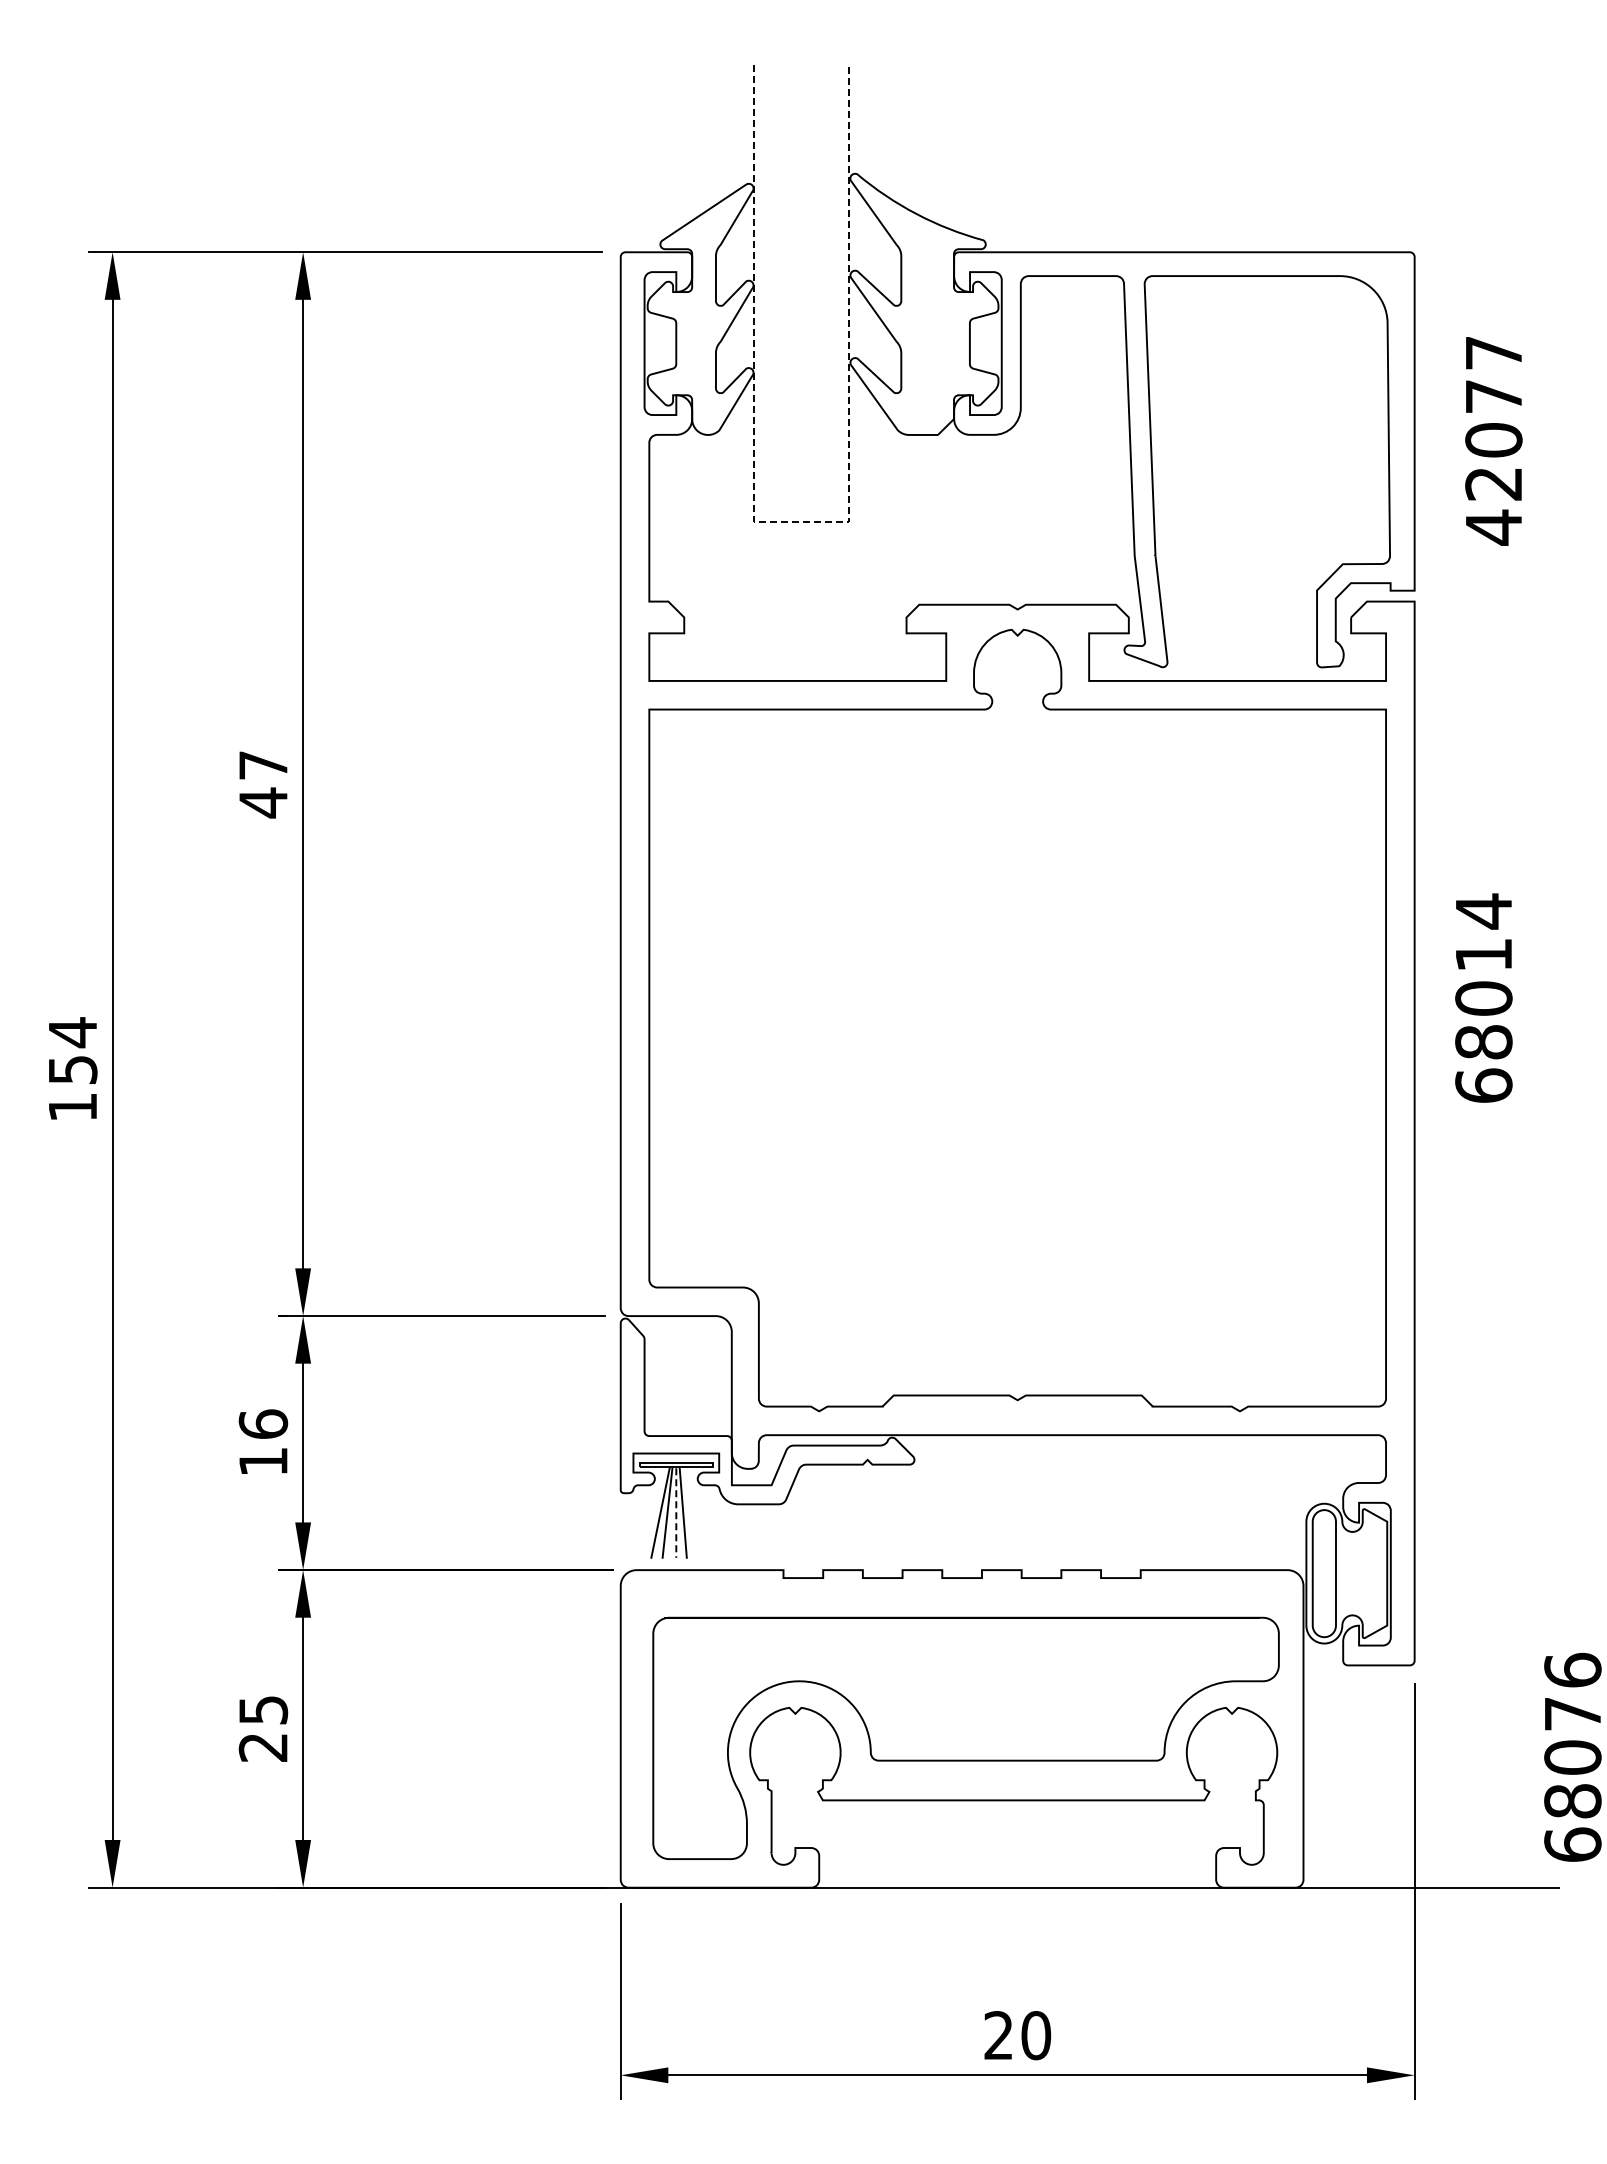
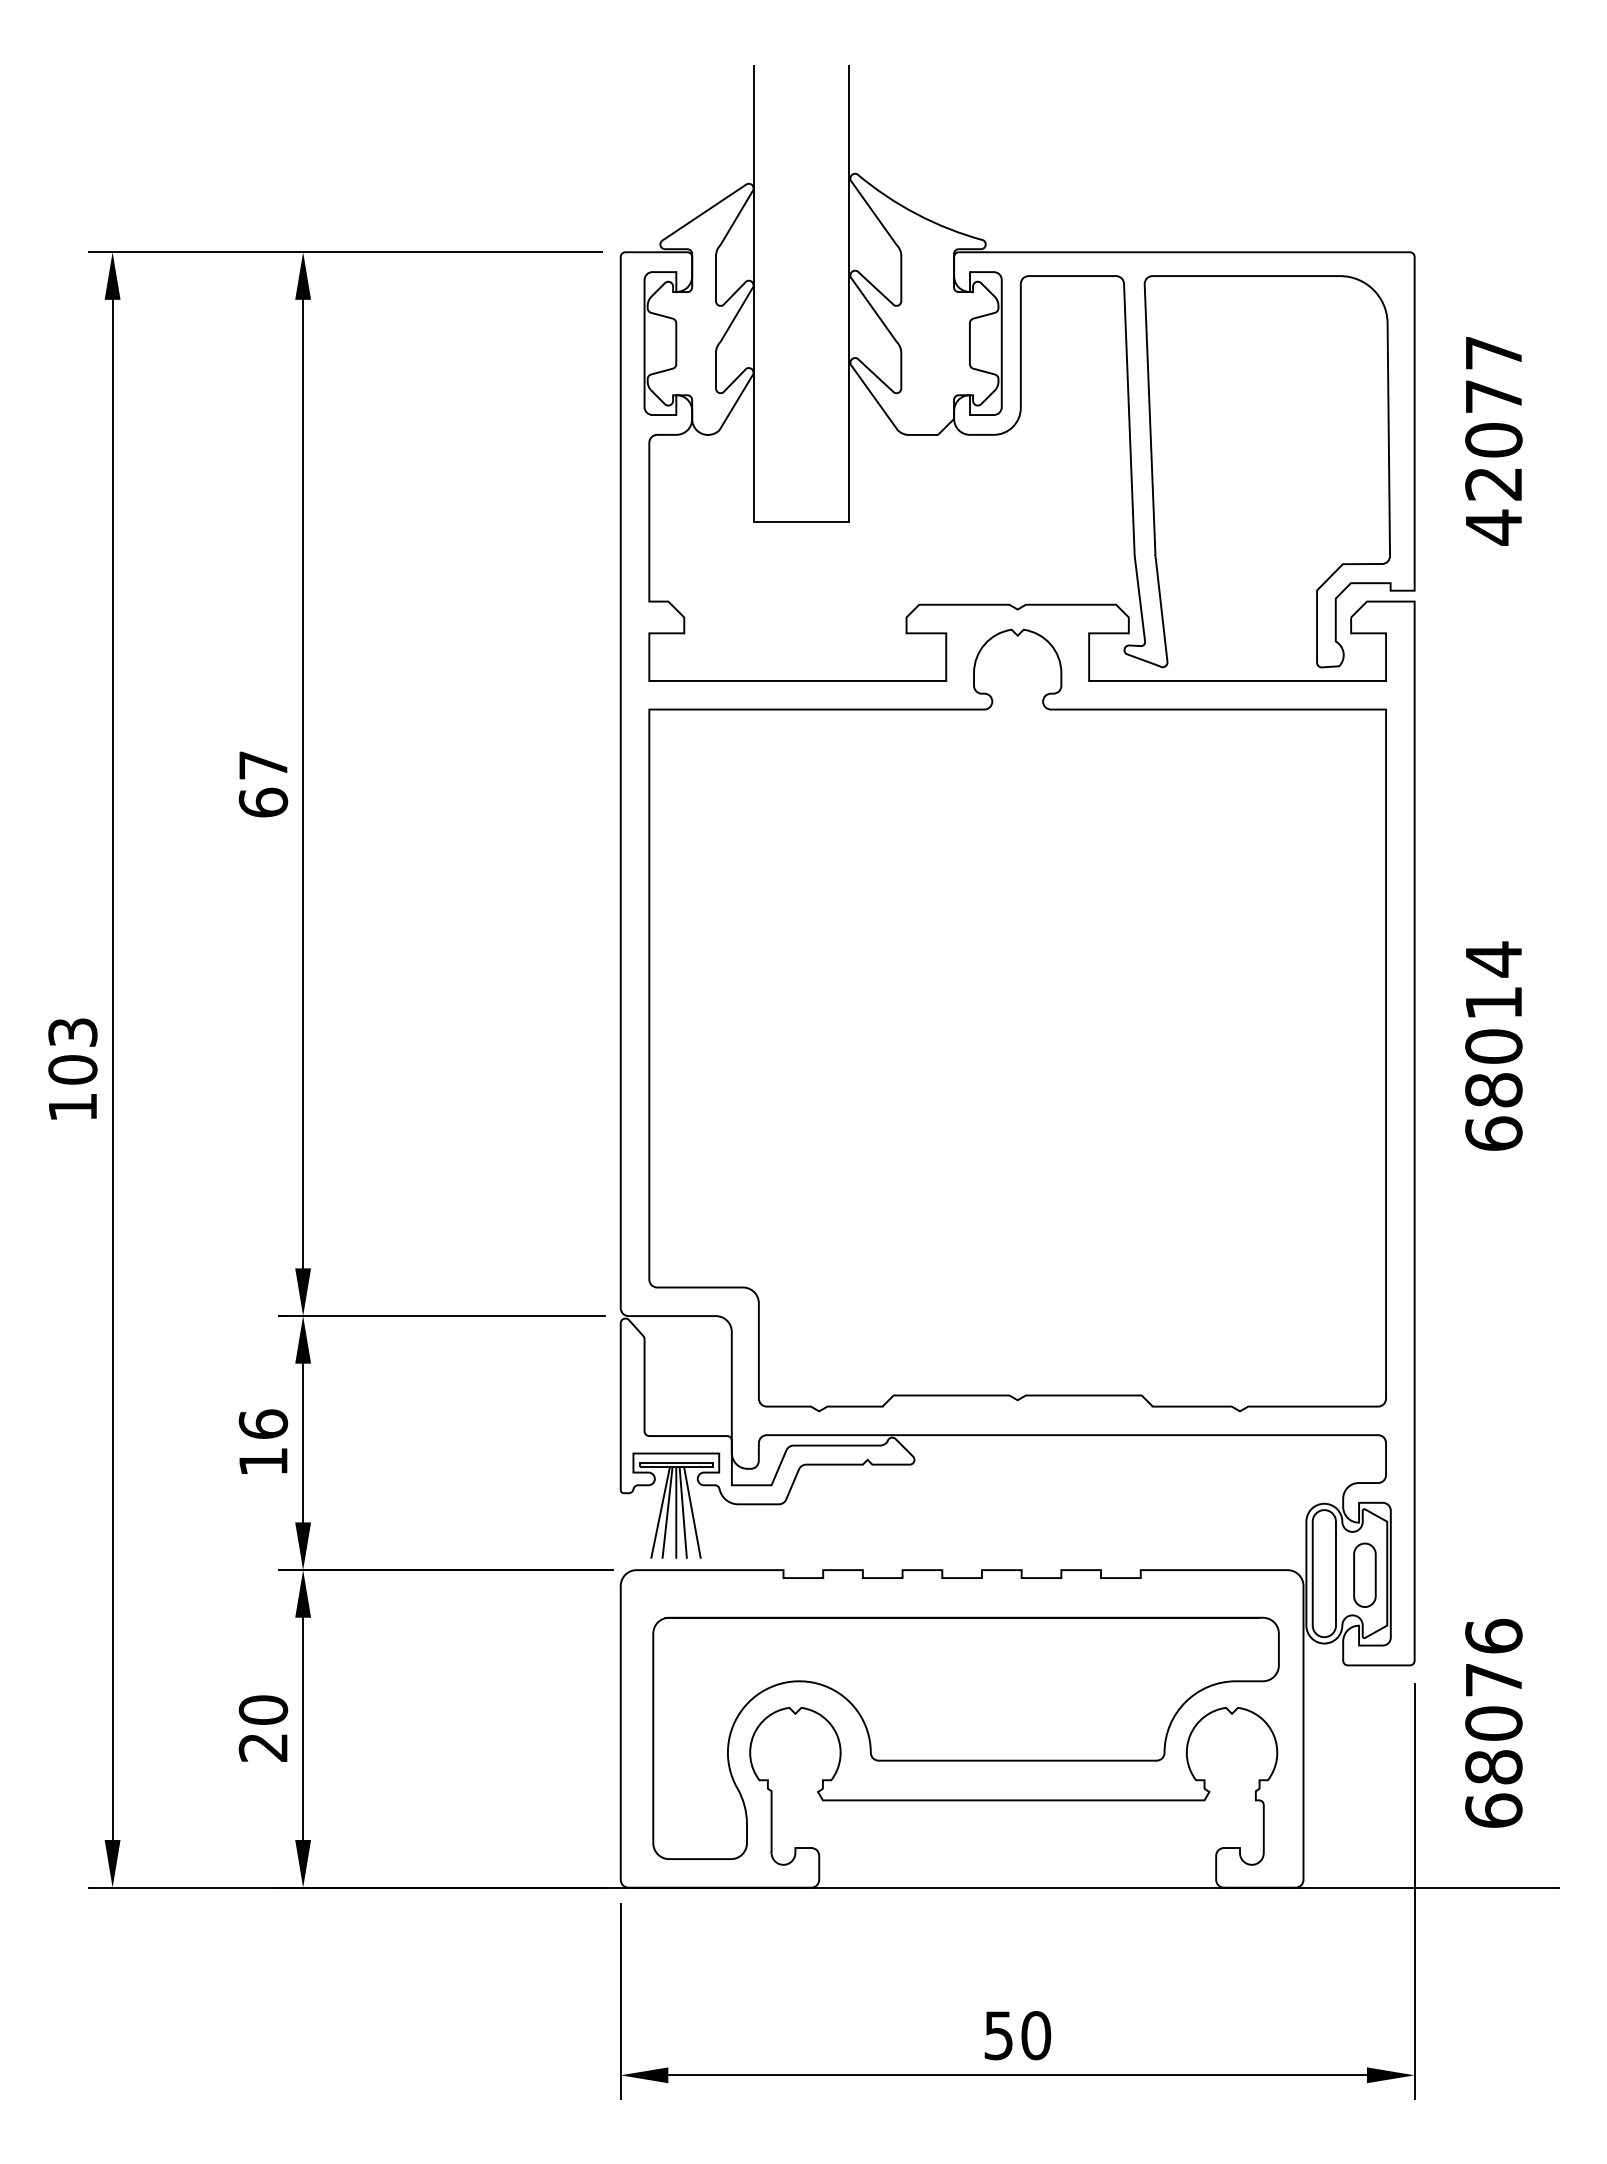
line: dashed -> solid (801, 522)
text: 47 -> 67 (263, 802)
text position: (1483, 997) -> (1493, 1045) (1493, 1045)
text: 154 -> 103 (72, 1050)
line: none -> present (692, 1512)
line: dashed -> solid (676, 1513)
part: none -> present (1364, 1574)
text: 25 -> 20 (263, 1709)
text position: (1572, 1756) -> (1493, 1722) (1493, 1722)
text: 20 -> 50 (998, 2035)
